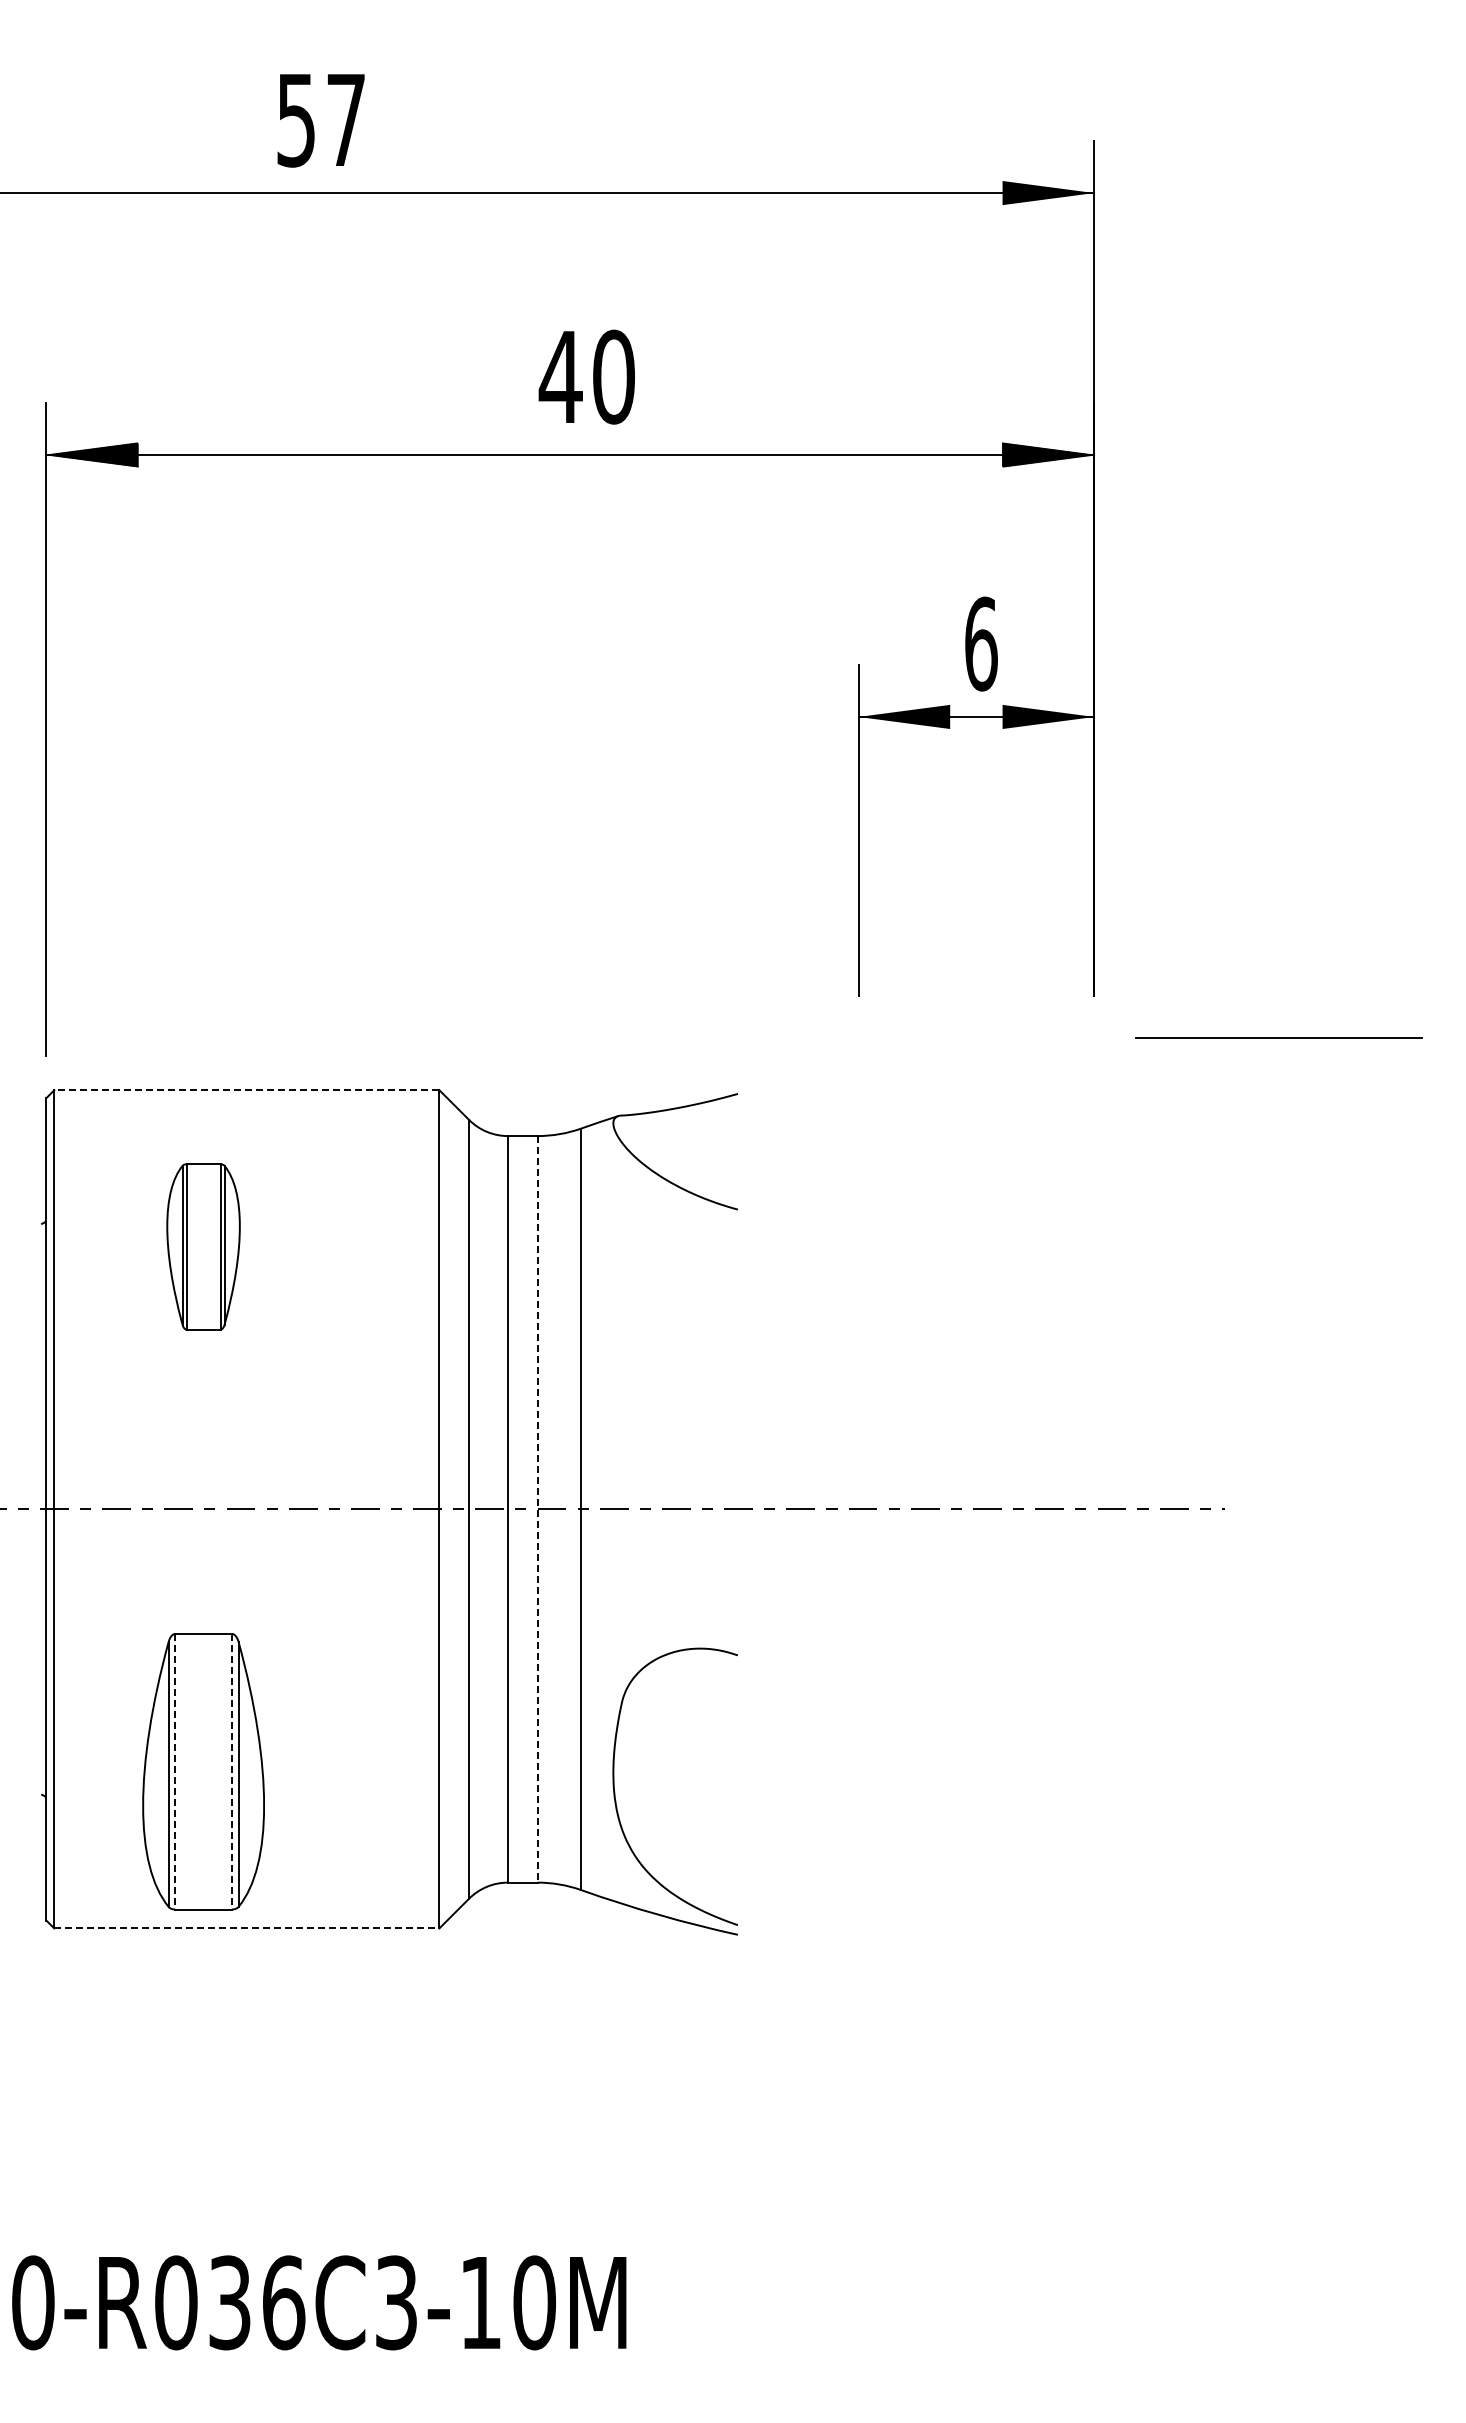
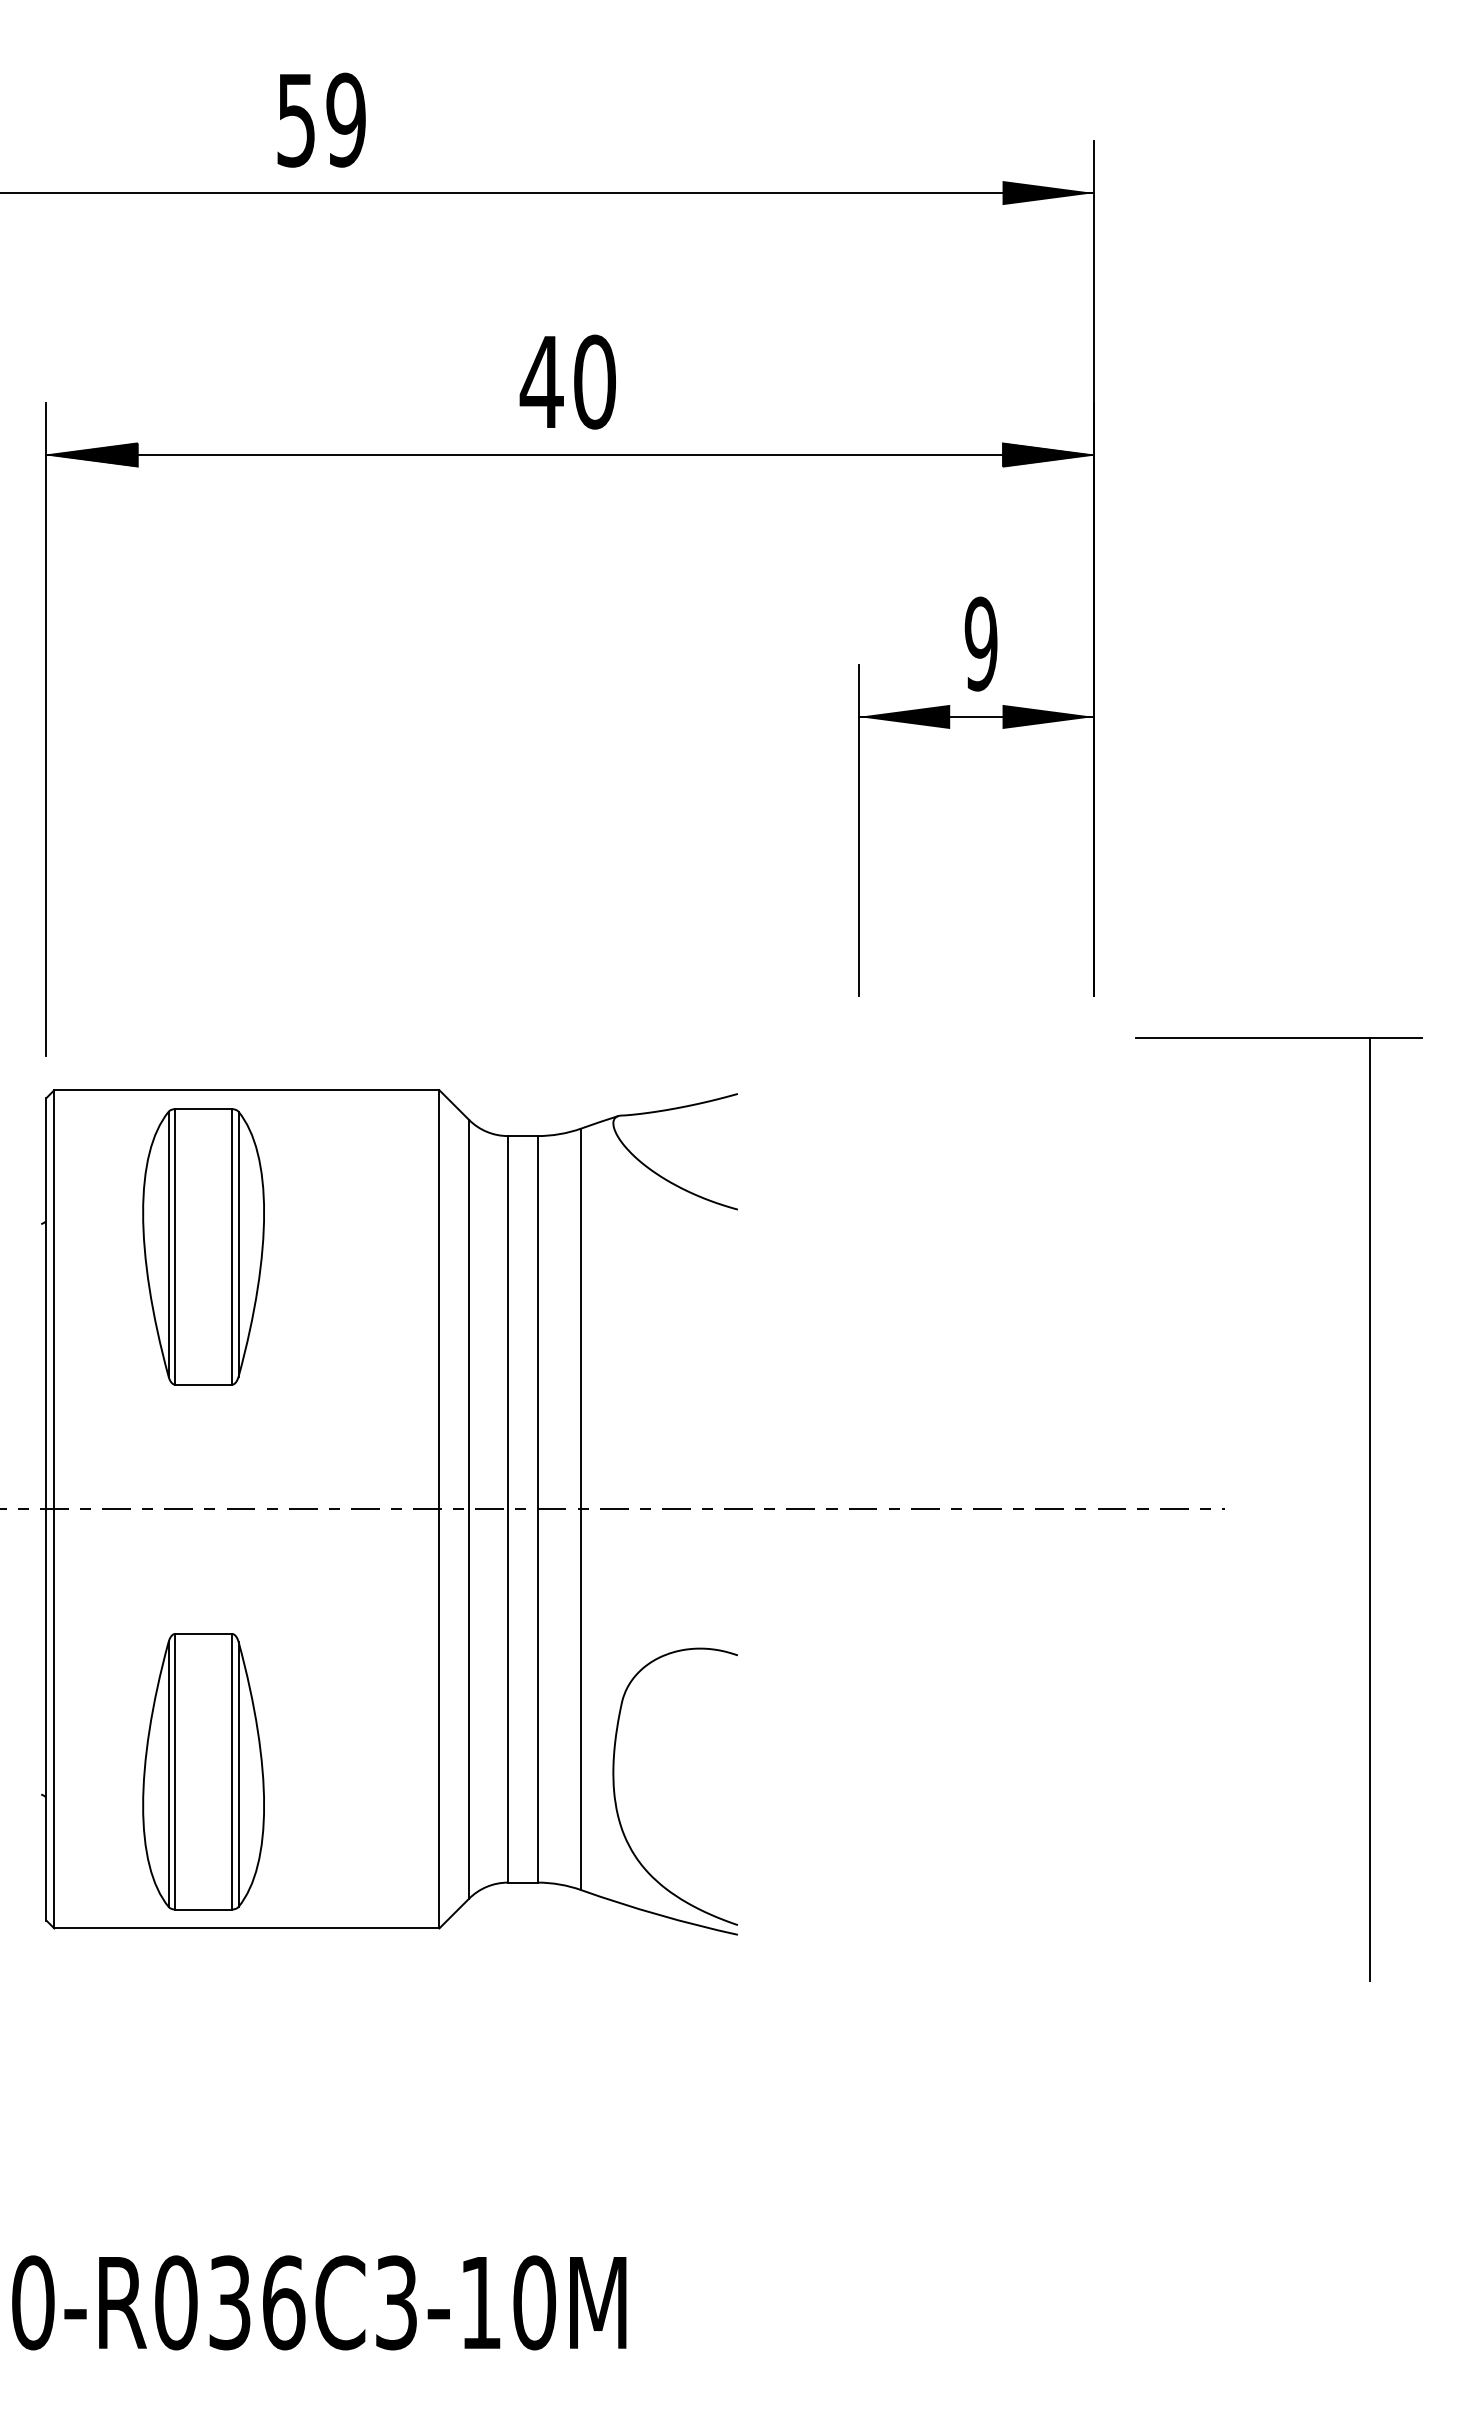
text: 57 -> 59 (345, 119)
text position: (586, 376) -> (567, 381) (567, 381)
text: 6 -> 9 (980, 643)
line: dashed -> solid (246, 1090)
part size: 75x168 px -> 123x278 px (203, 1246)
line: none -> present (1369, 1508)
line: dashed -> solid (537, 1509)
line: dashed -> solid (175, 1771)
line: dashed -> solid (231, 1771)
line: dashed -> solid (246, 1928)
